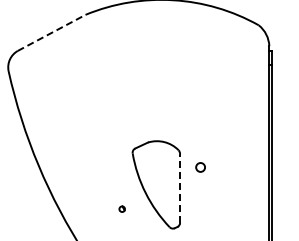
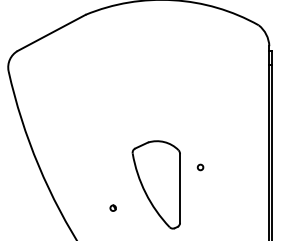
line: dashed -> solid (52, 32)
circle size: 11x11 px -> 9x9 px (200, 167)
line: dashed -> solid (180, 187)
part position: (121, 208) -> (112, 207) (112, 207)
